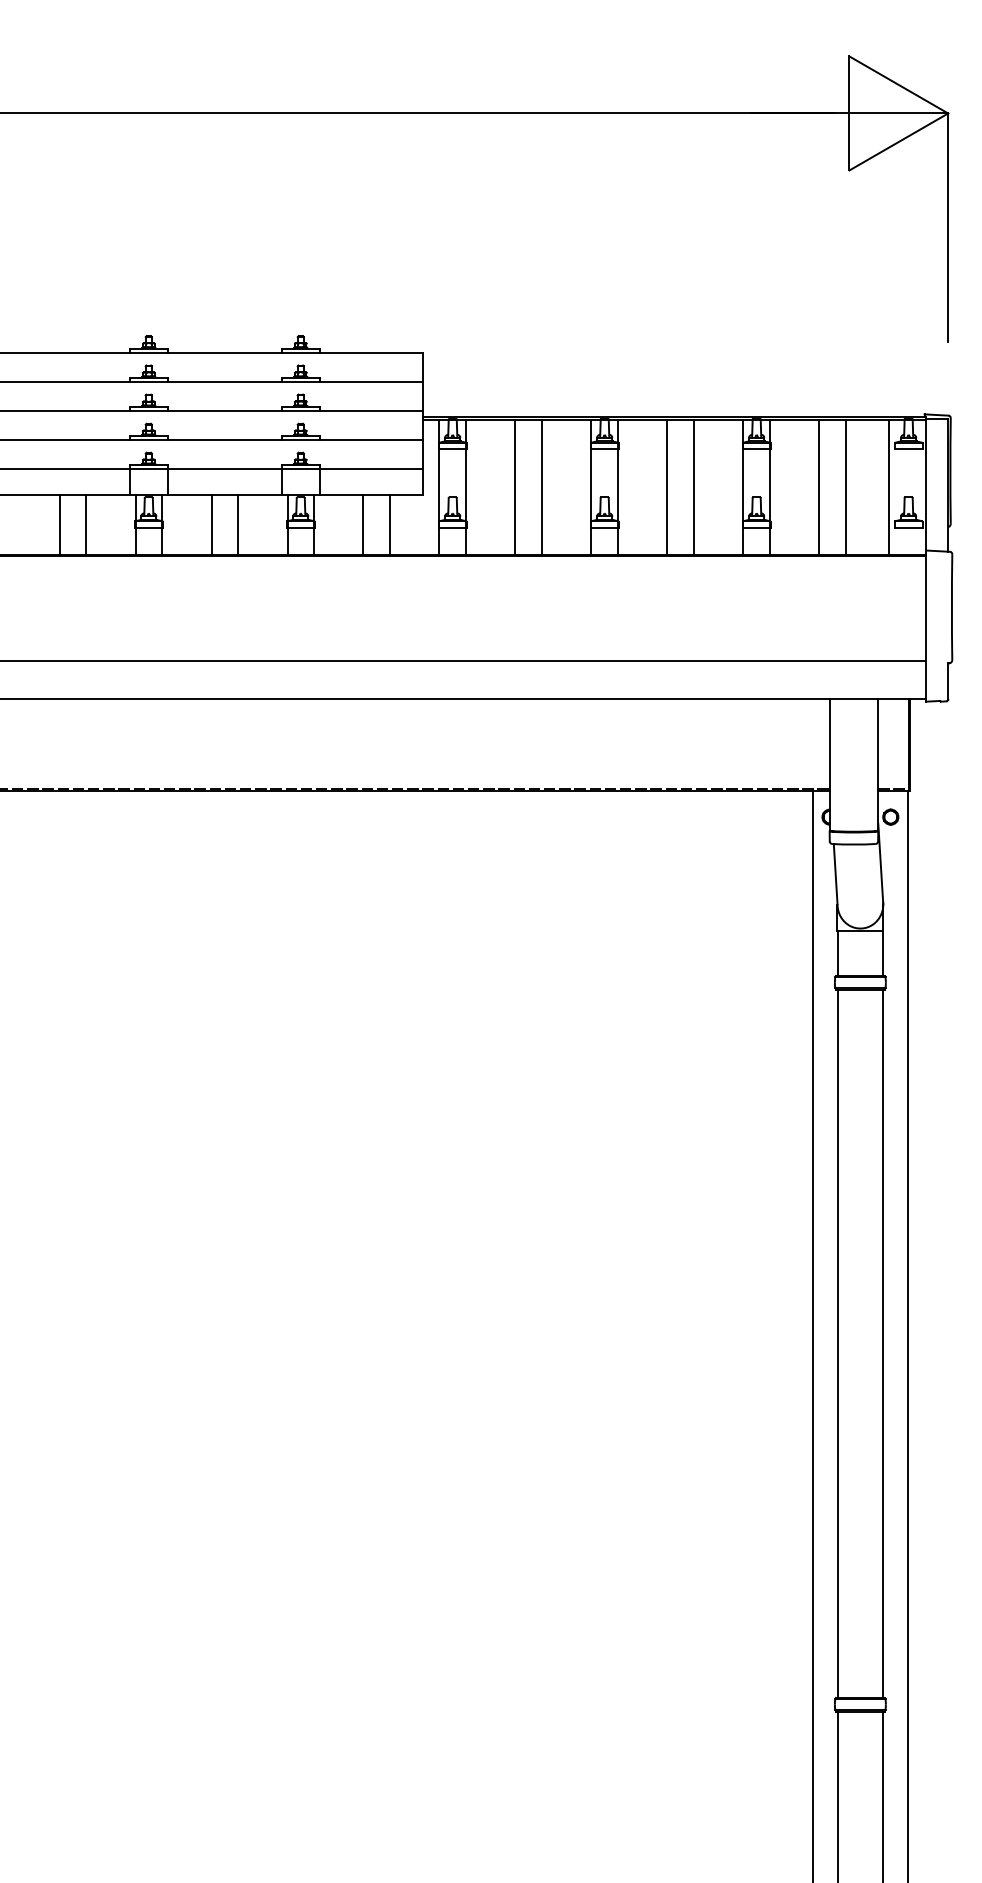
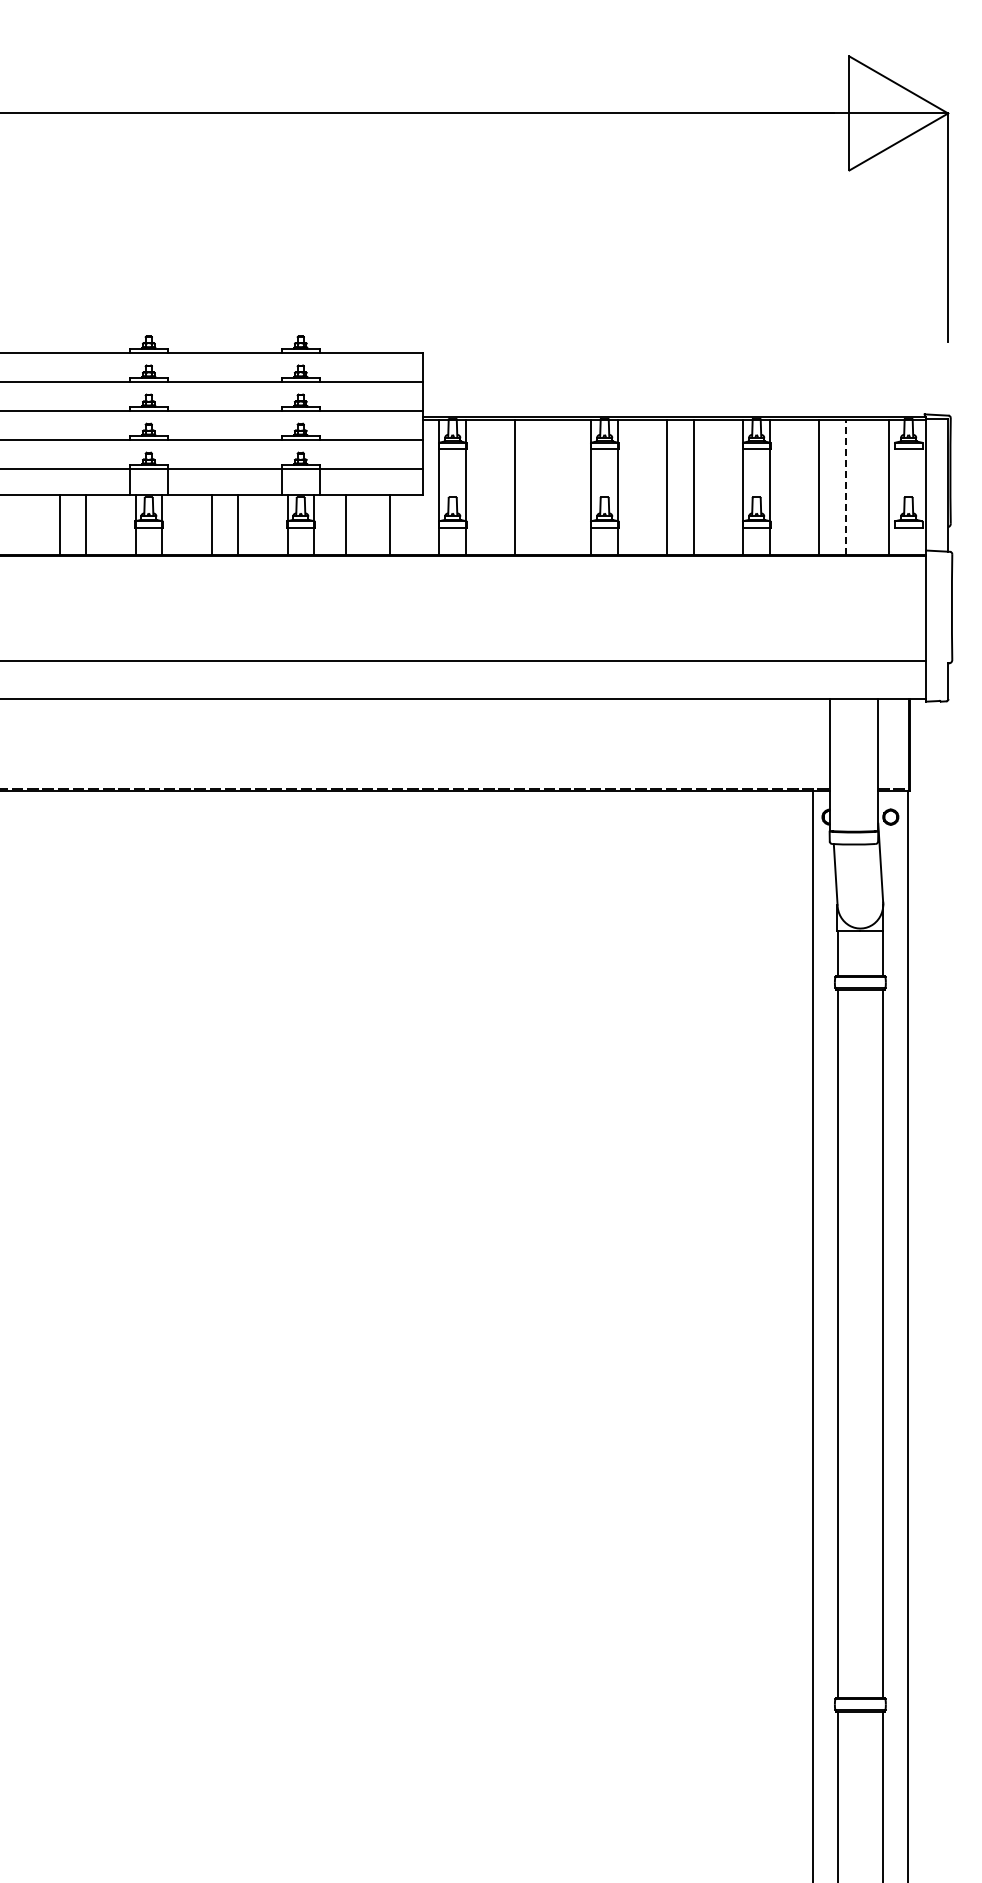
line: present -> none (542, 487)
line: solid -> dashed (845, 487)
line position: (363, 525) -> (346, 525) (346, 525)
